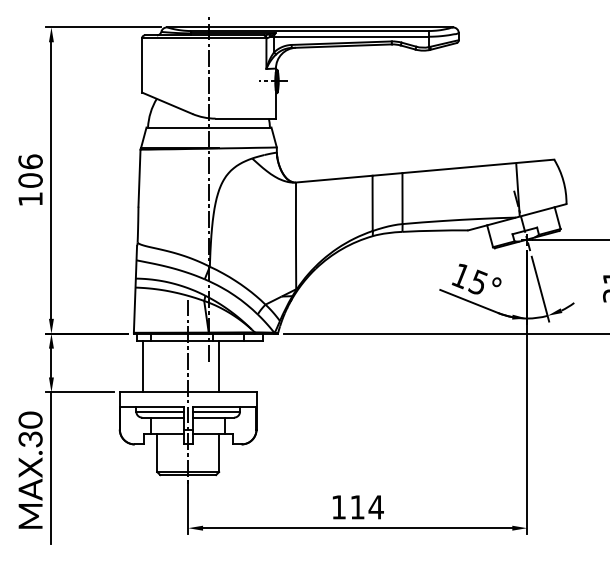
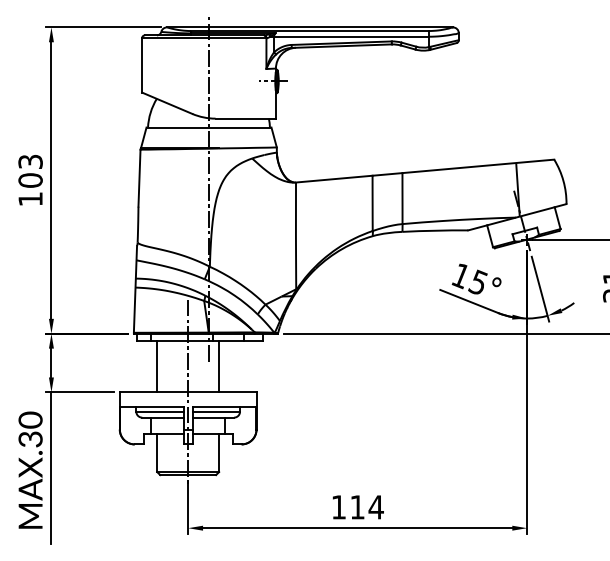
text: 106 -> 103 (30, 161)
line position: (143, 366) -> (157, 366) (157, 366)
